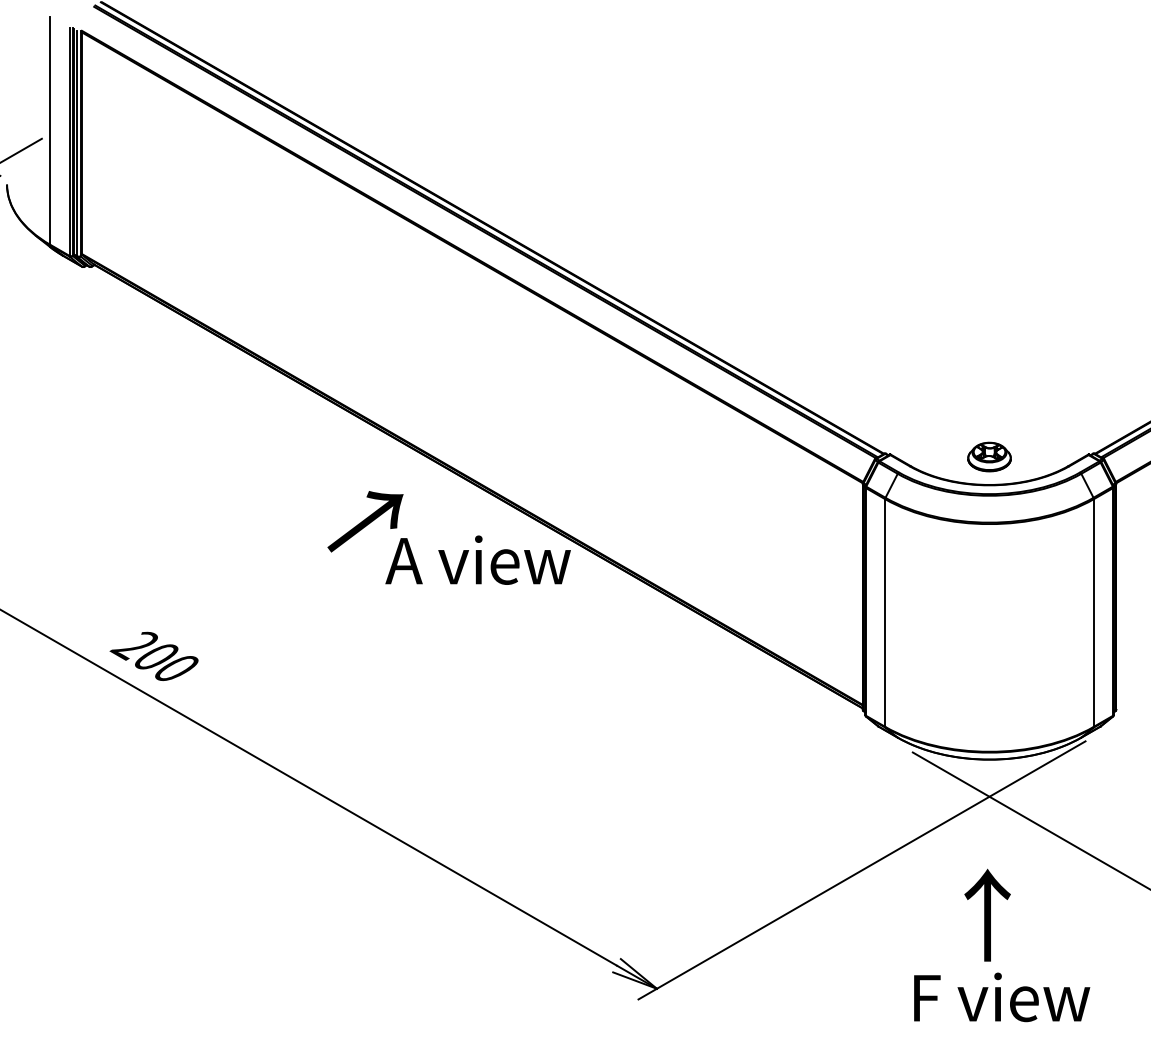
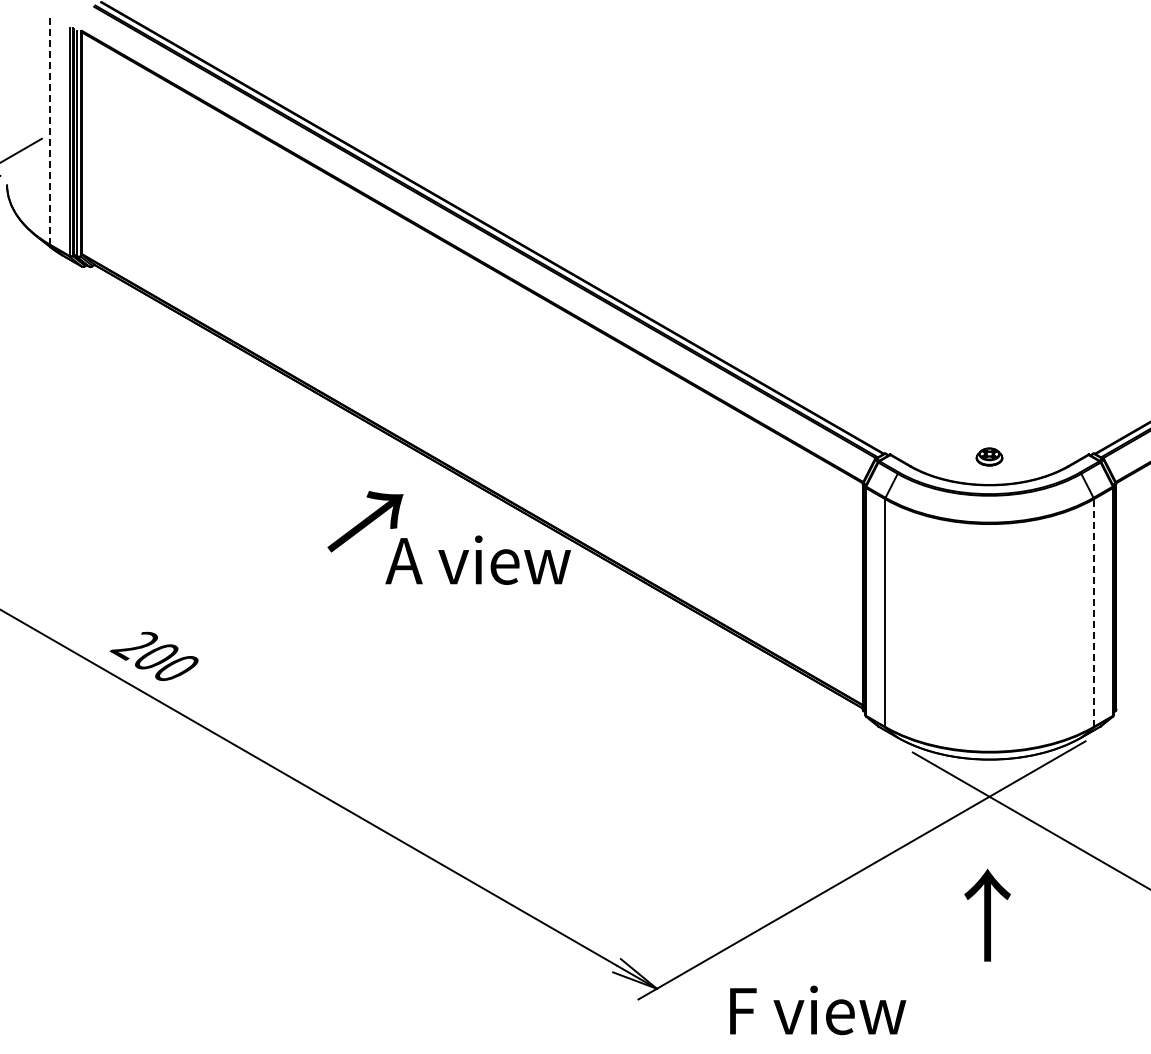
line: solid -> dashed (50, 130)
part size: 45x32 px -> 29x20 px (989, 456)
line: solid -> dashed (1093, 613)
text position: (1002, 997) -> (818, 1010) (818, 1010)
